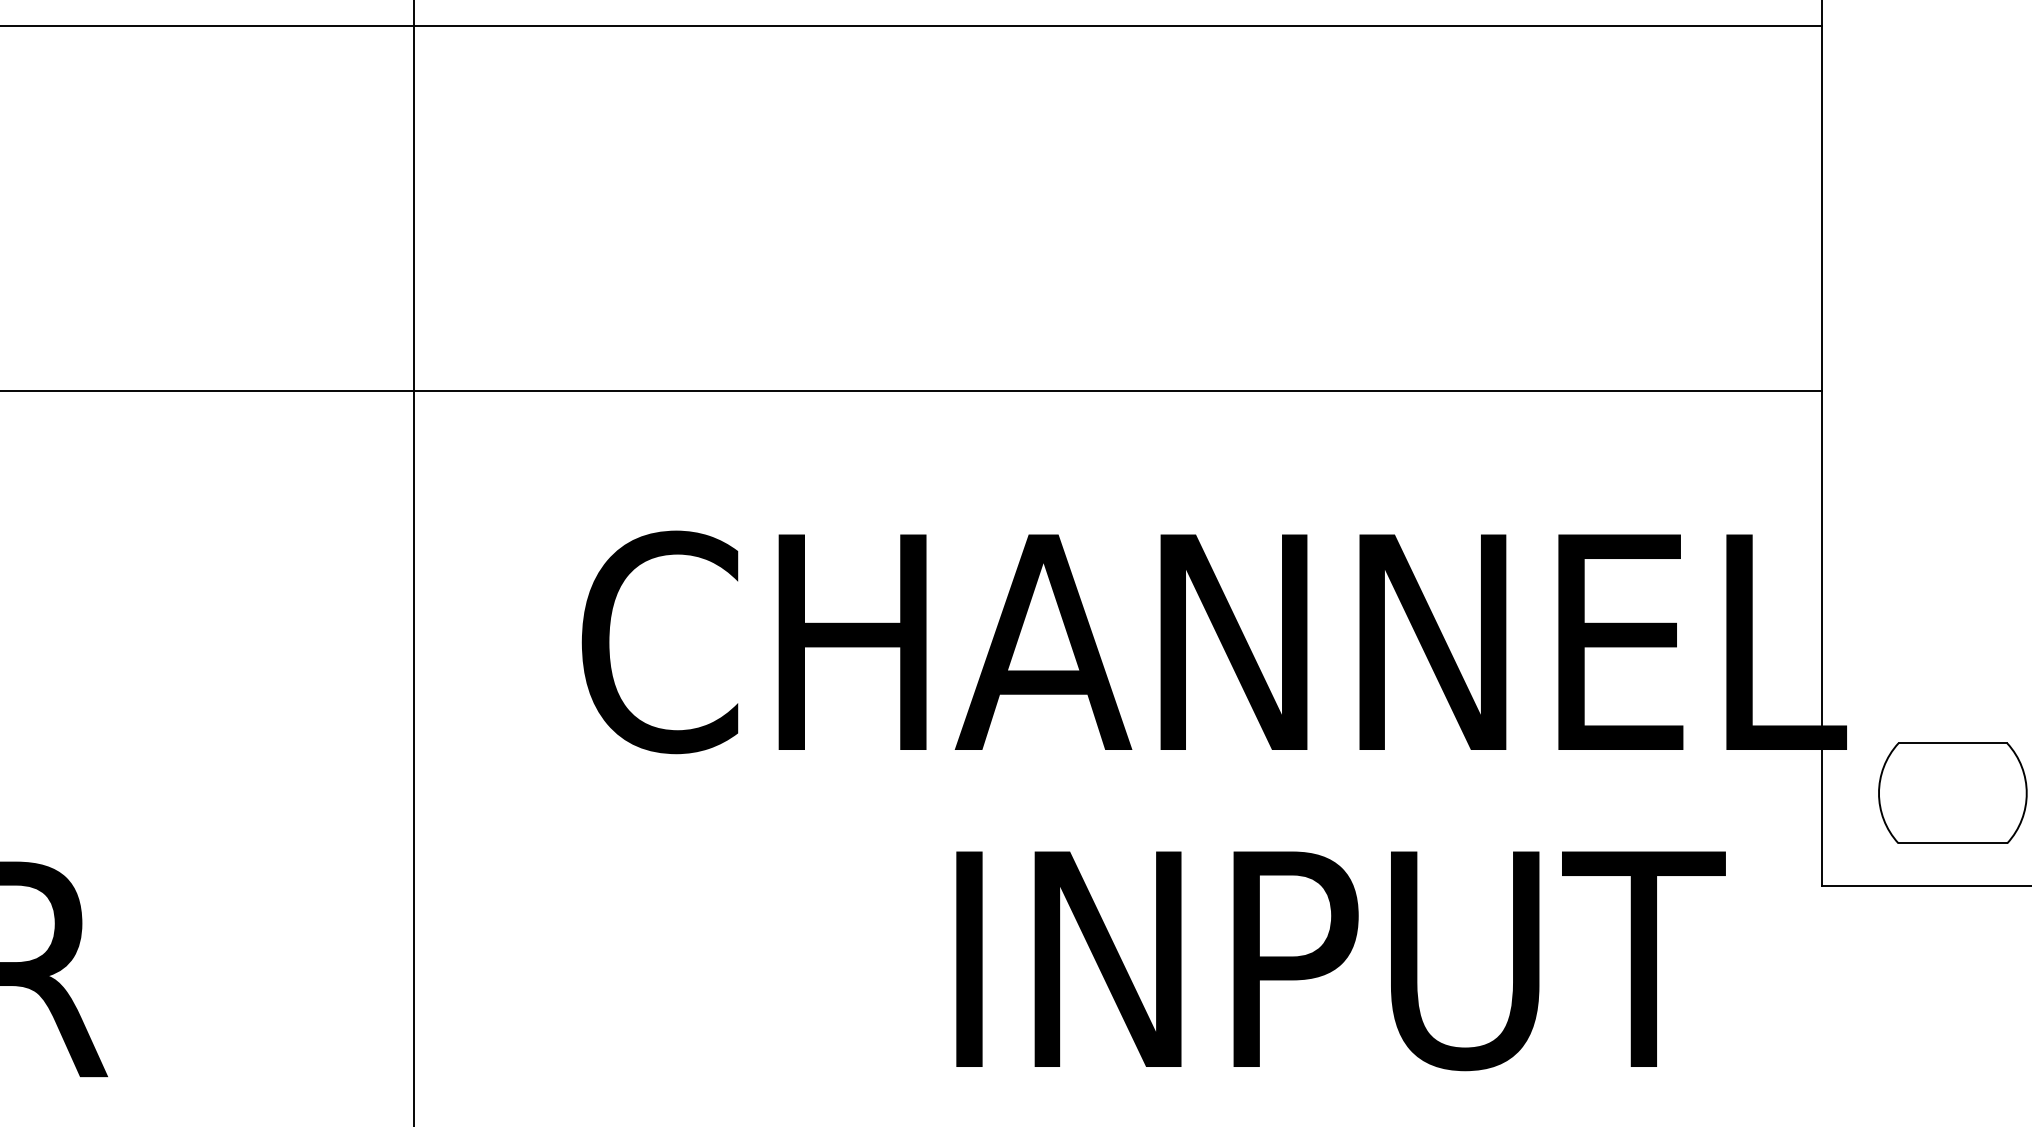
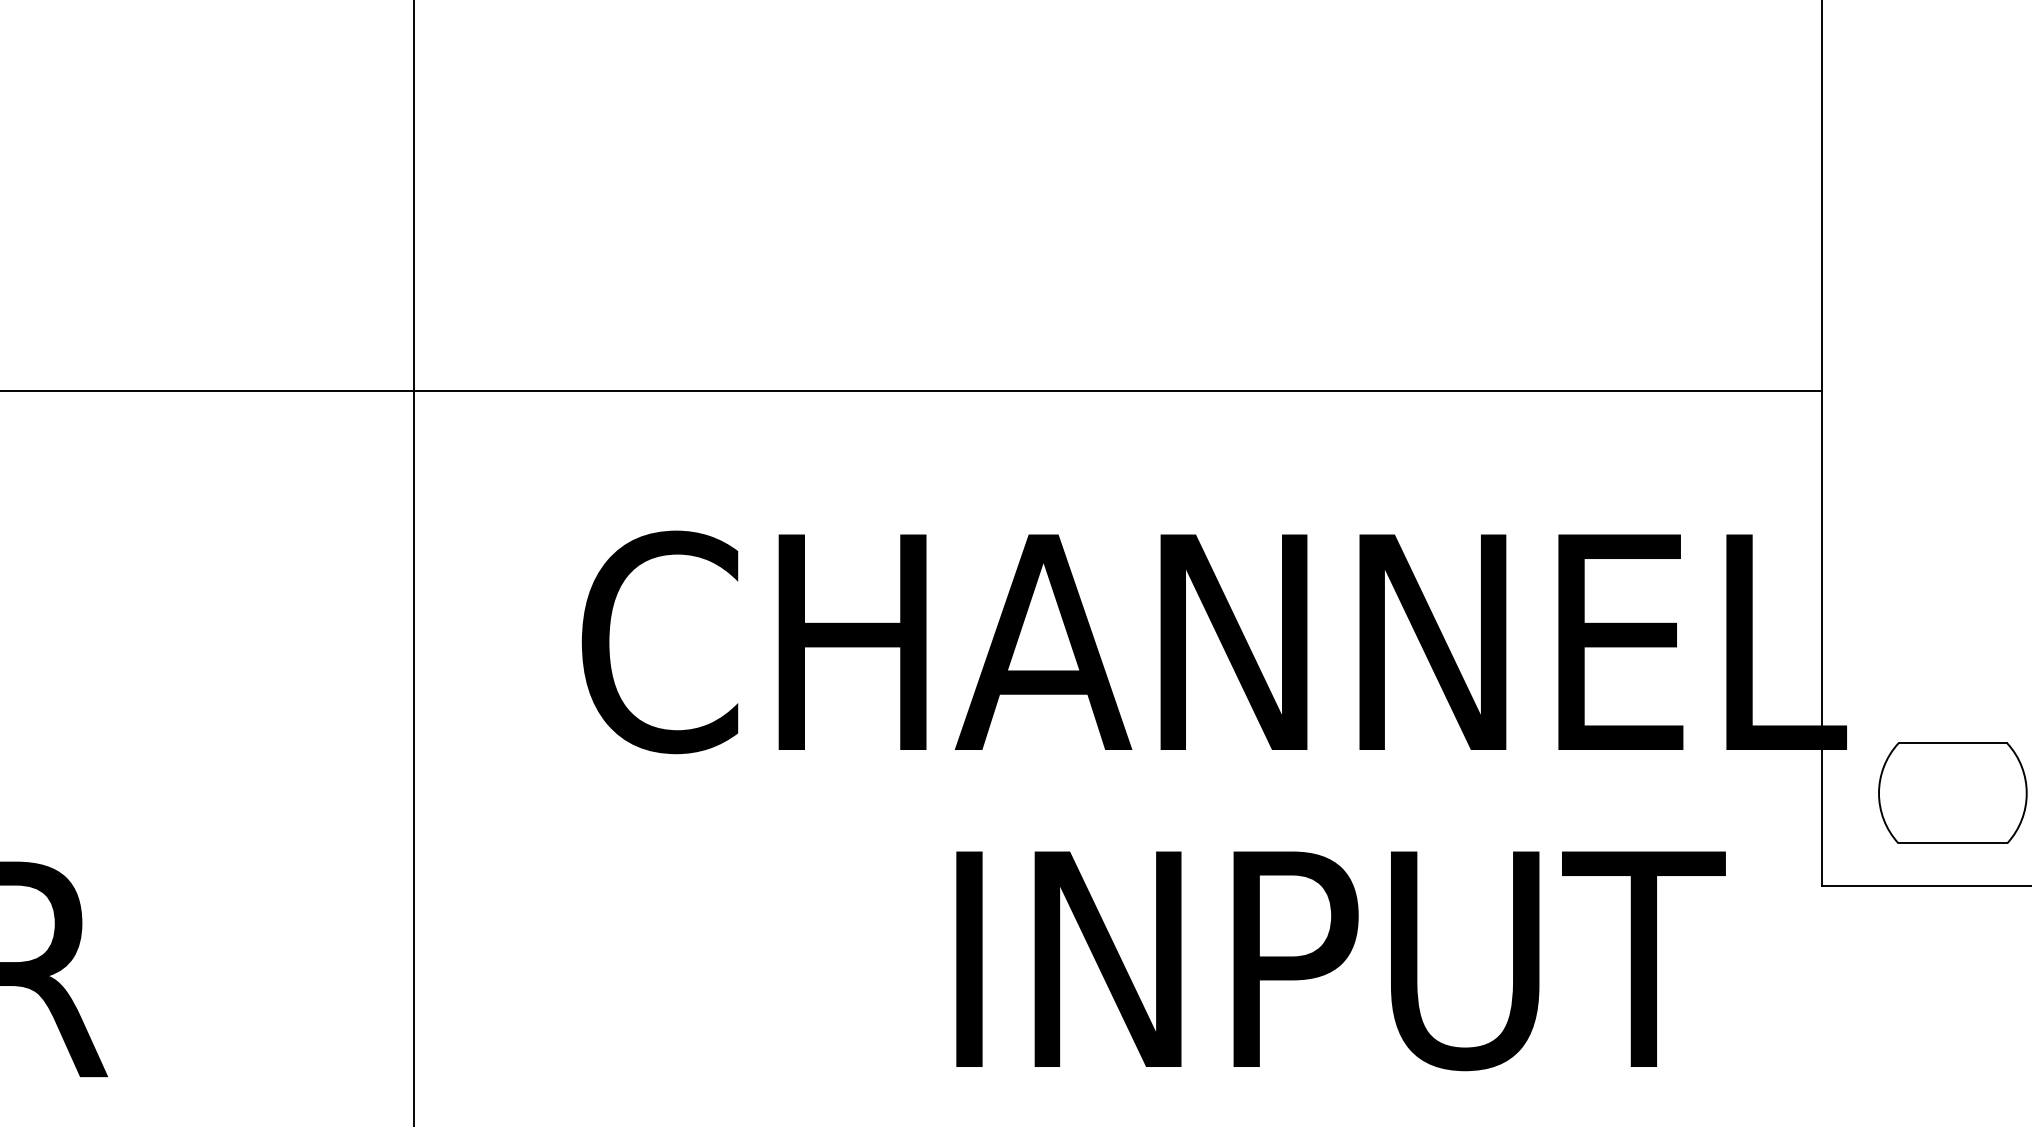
line: present -> none (912, 25)
